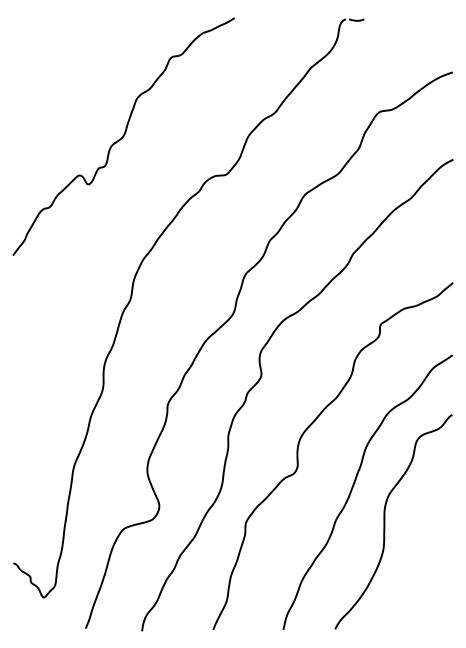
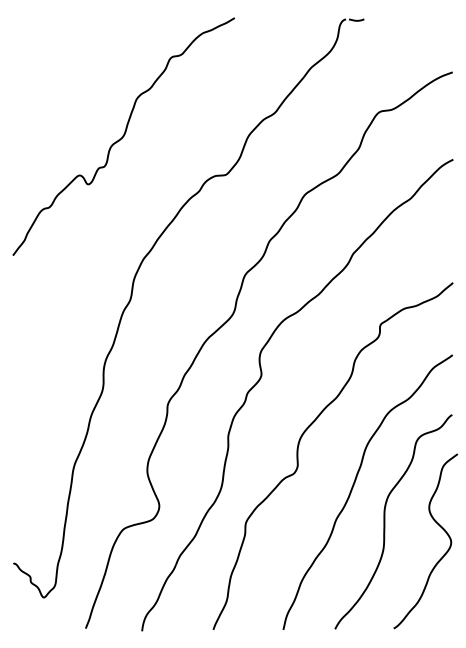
curve: none -> present (439, 526)
